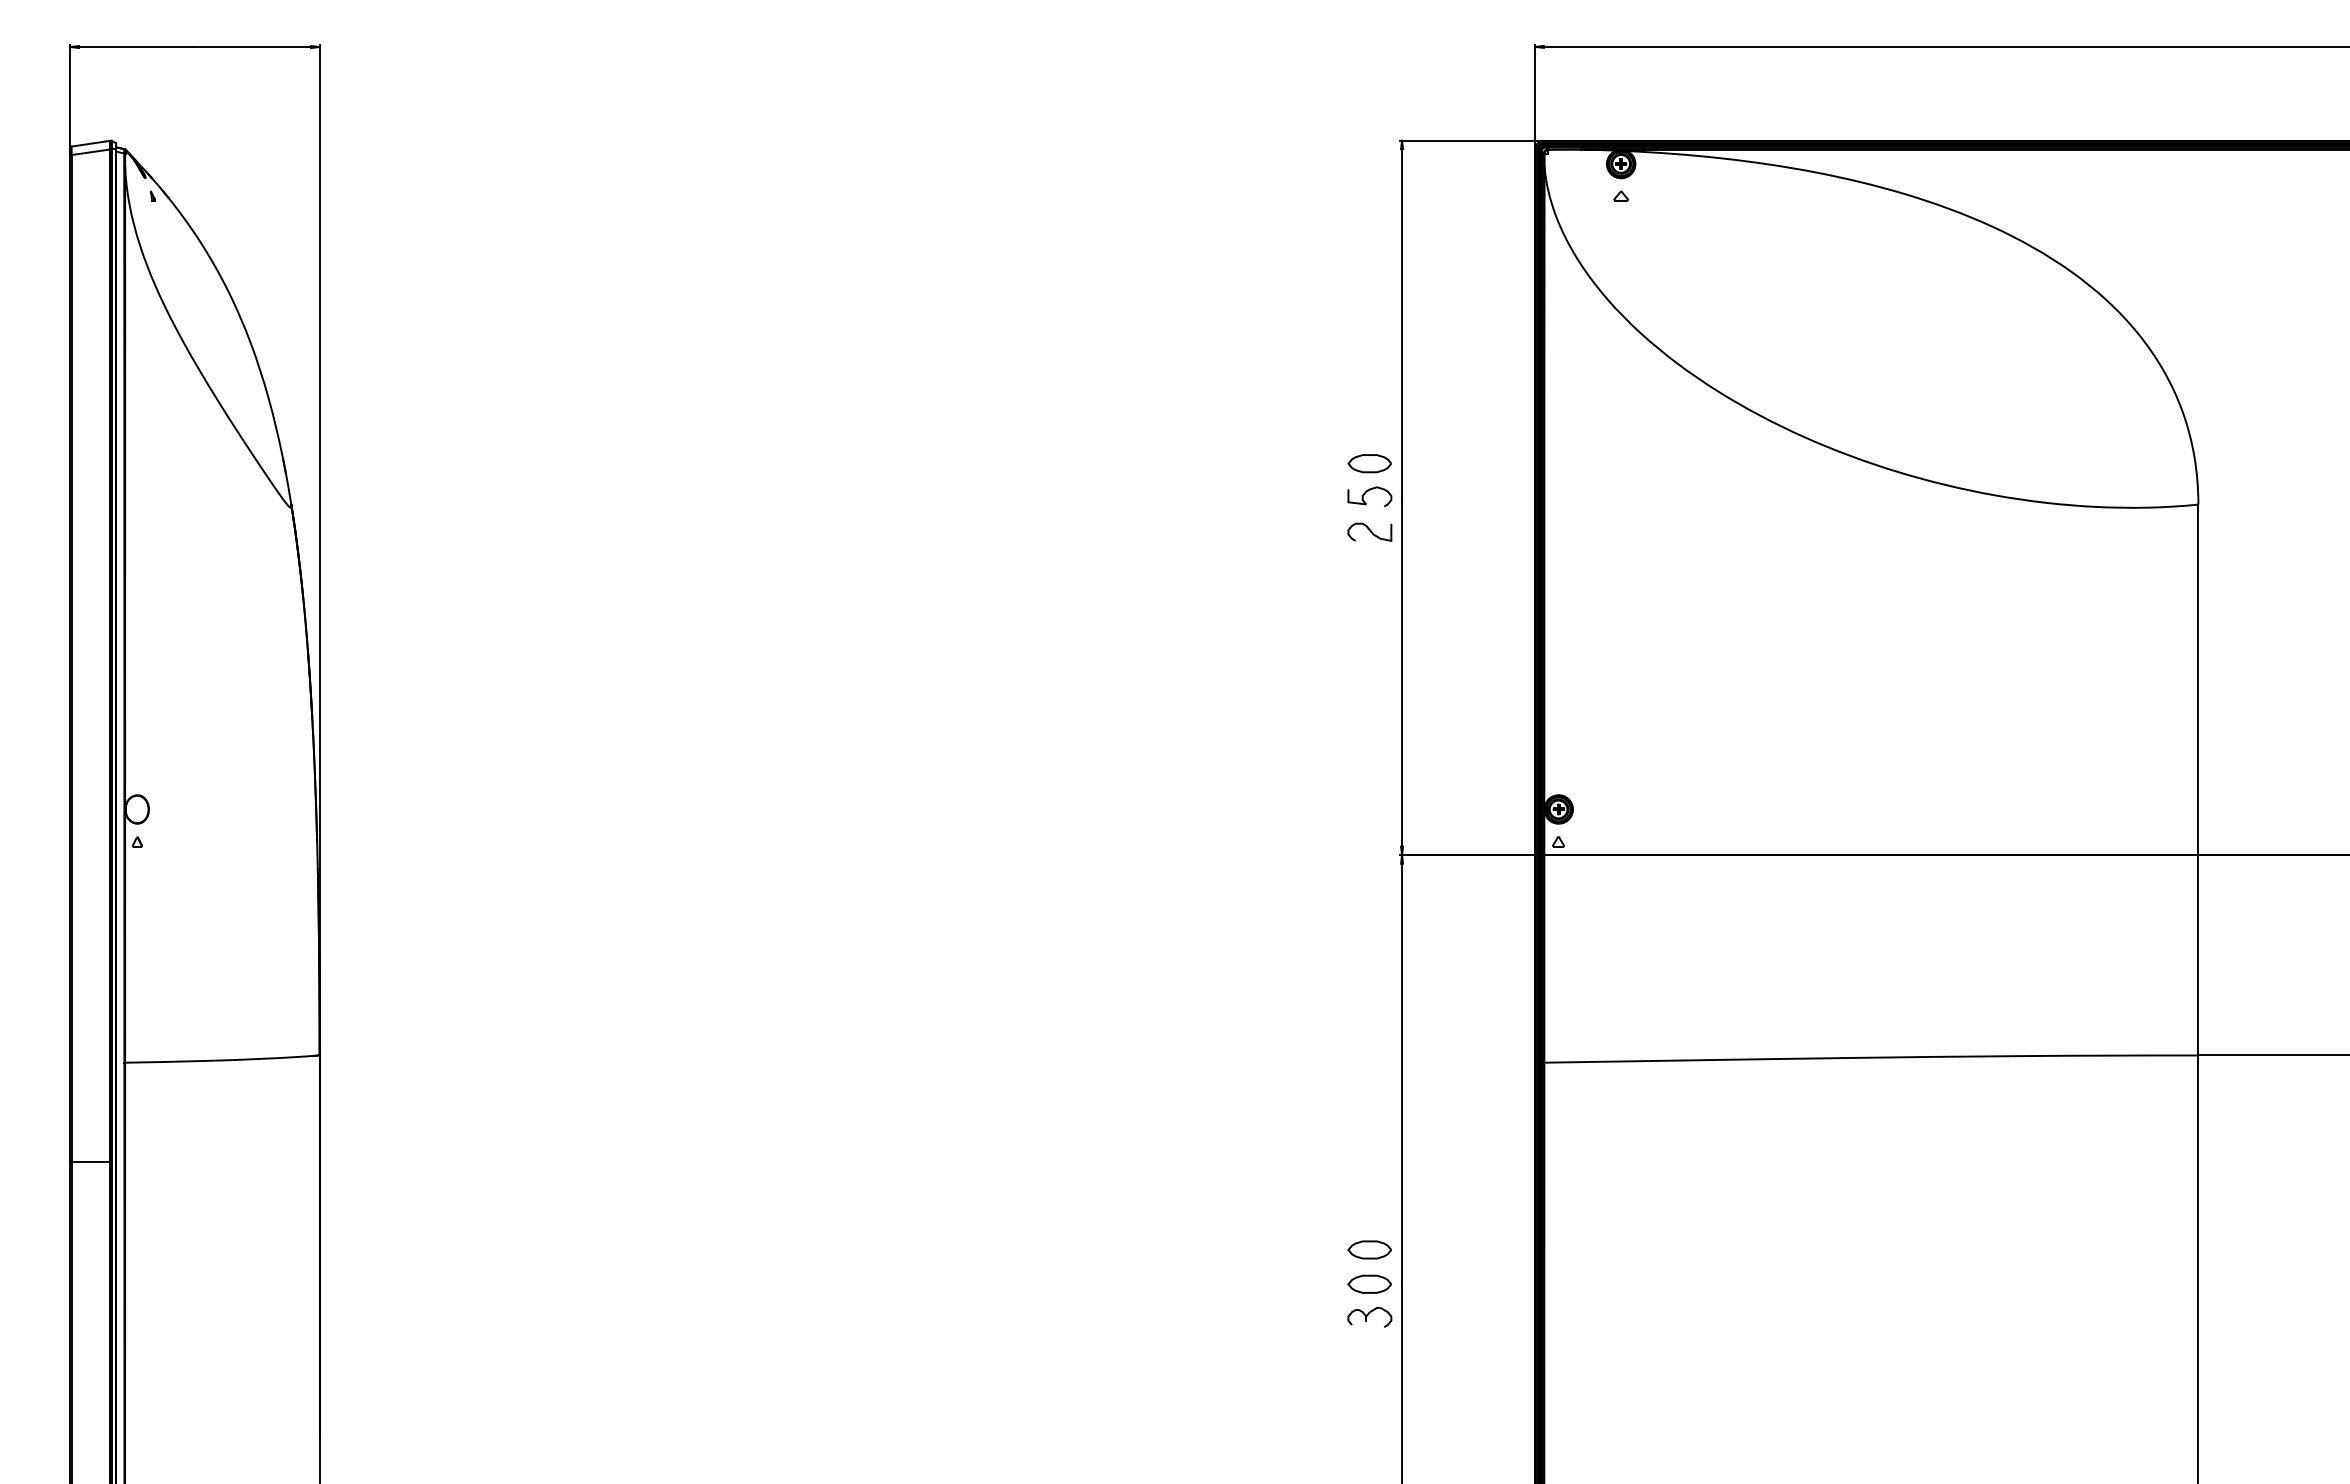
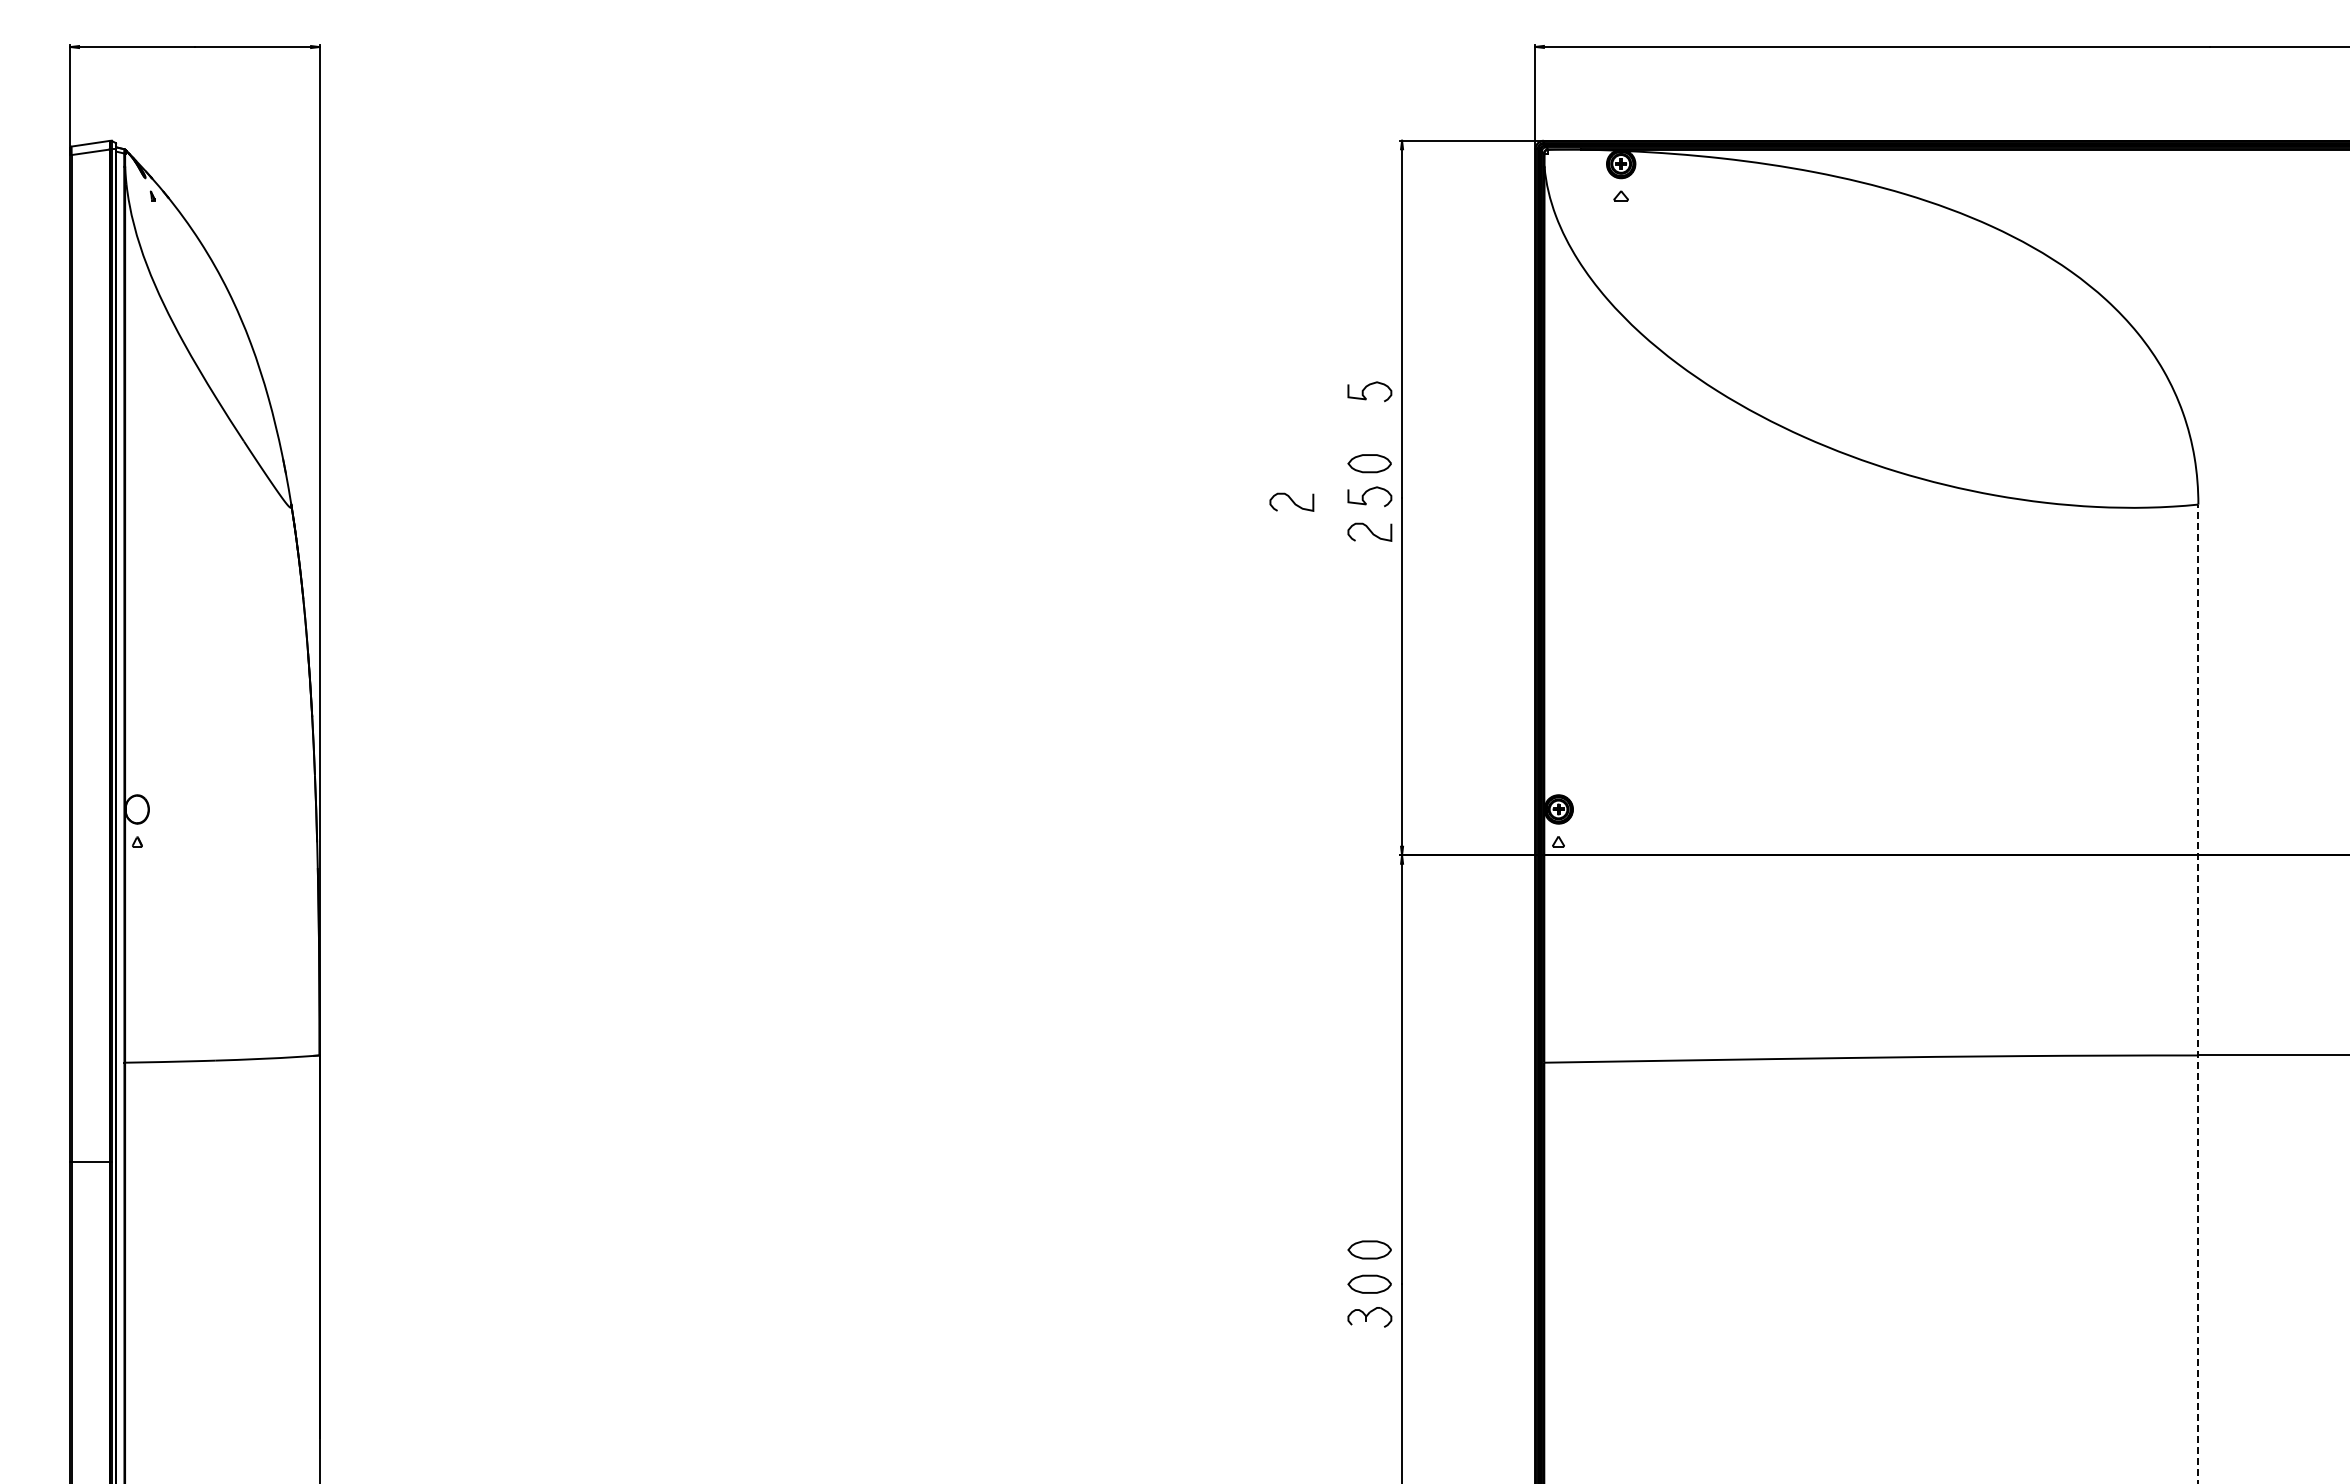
curve: none -> present (1365, 389)
curve: none -> present (1291, 501)
line: solid -> dashed (2198, 993)
